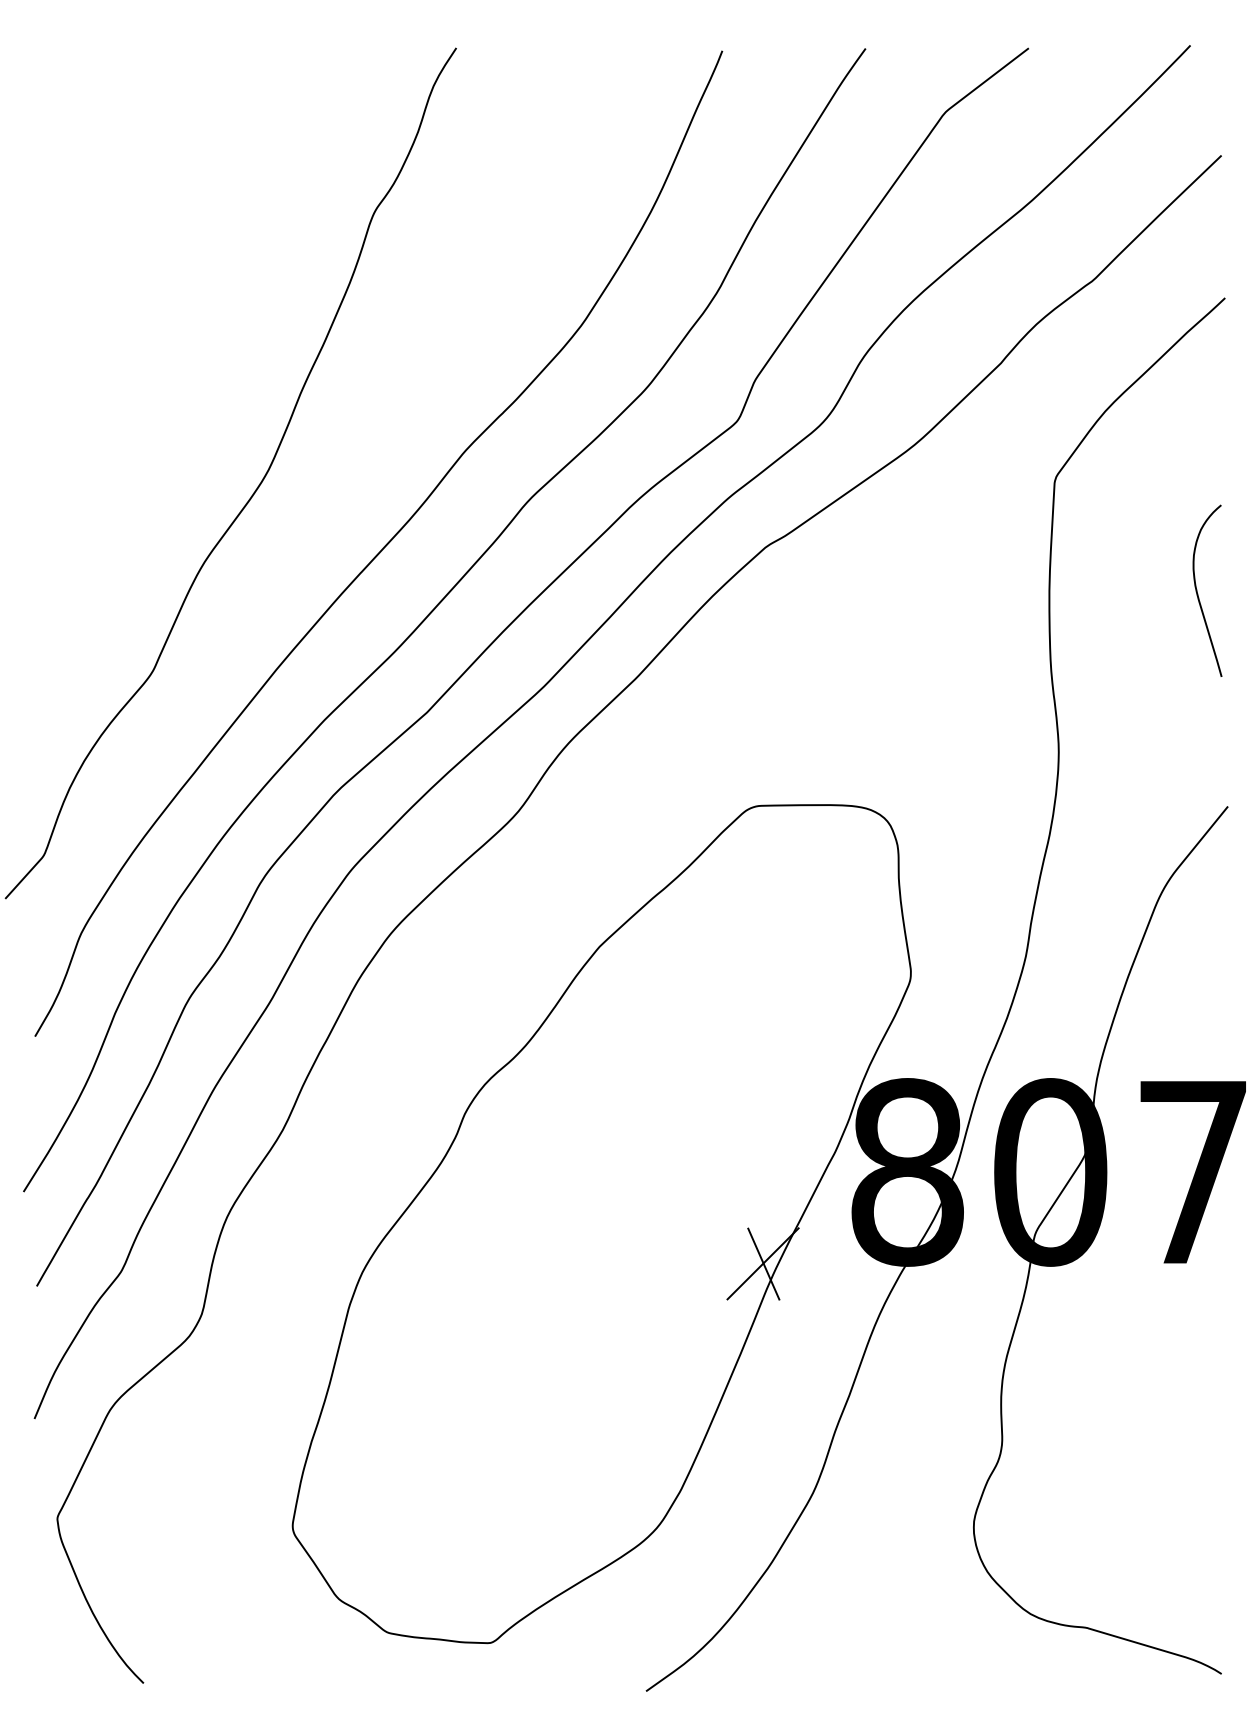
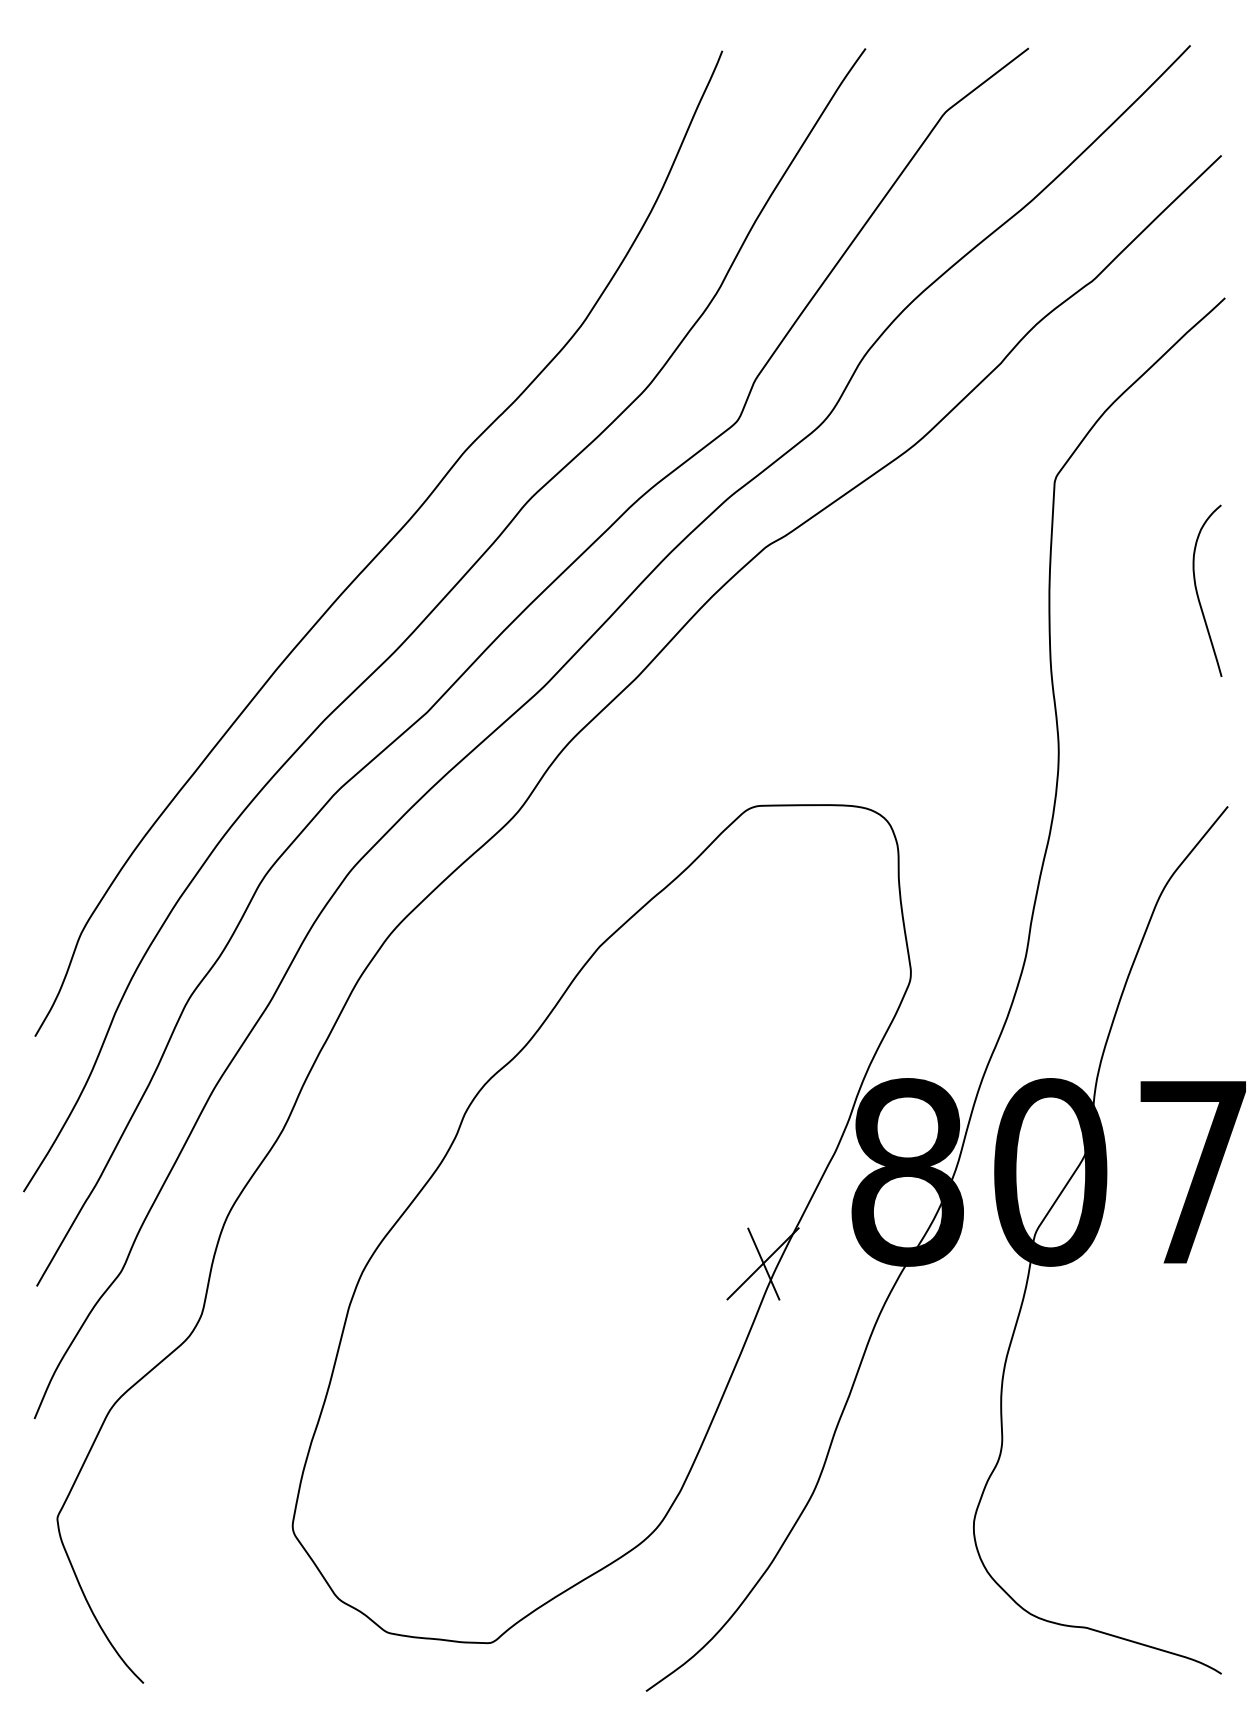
curve: present -> none (255, 489)
